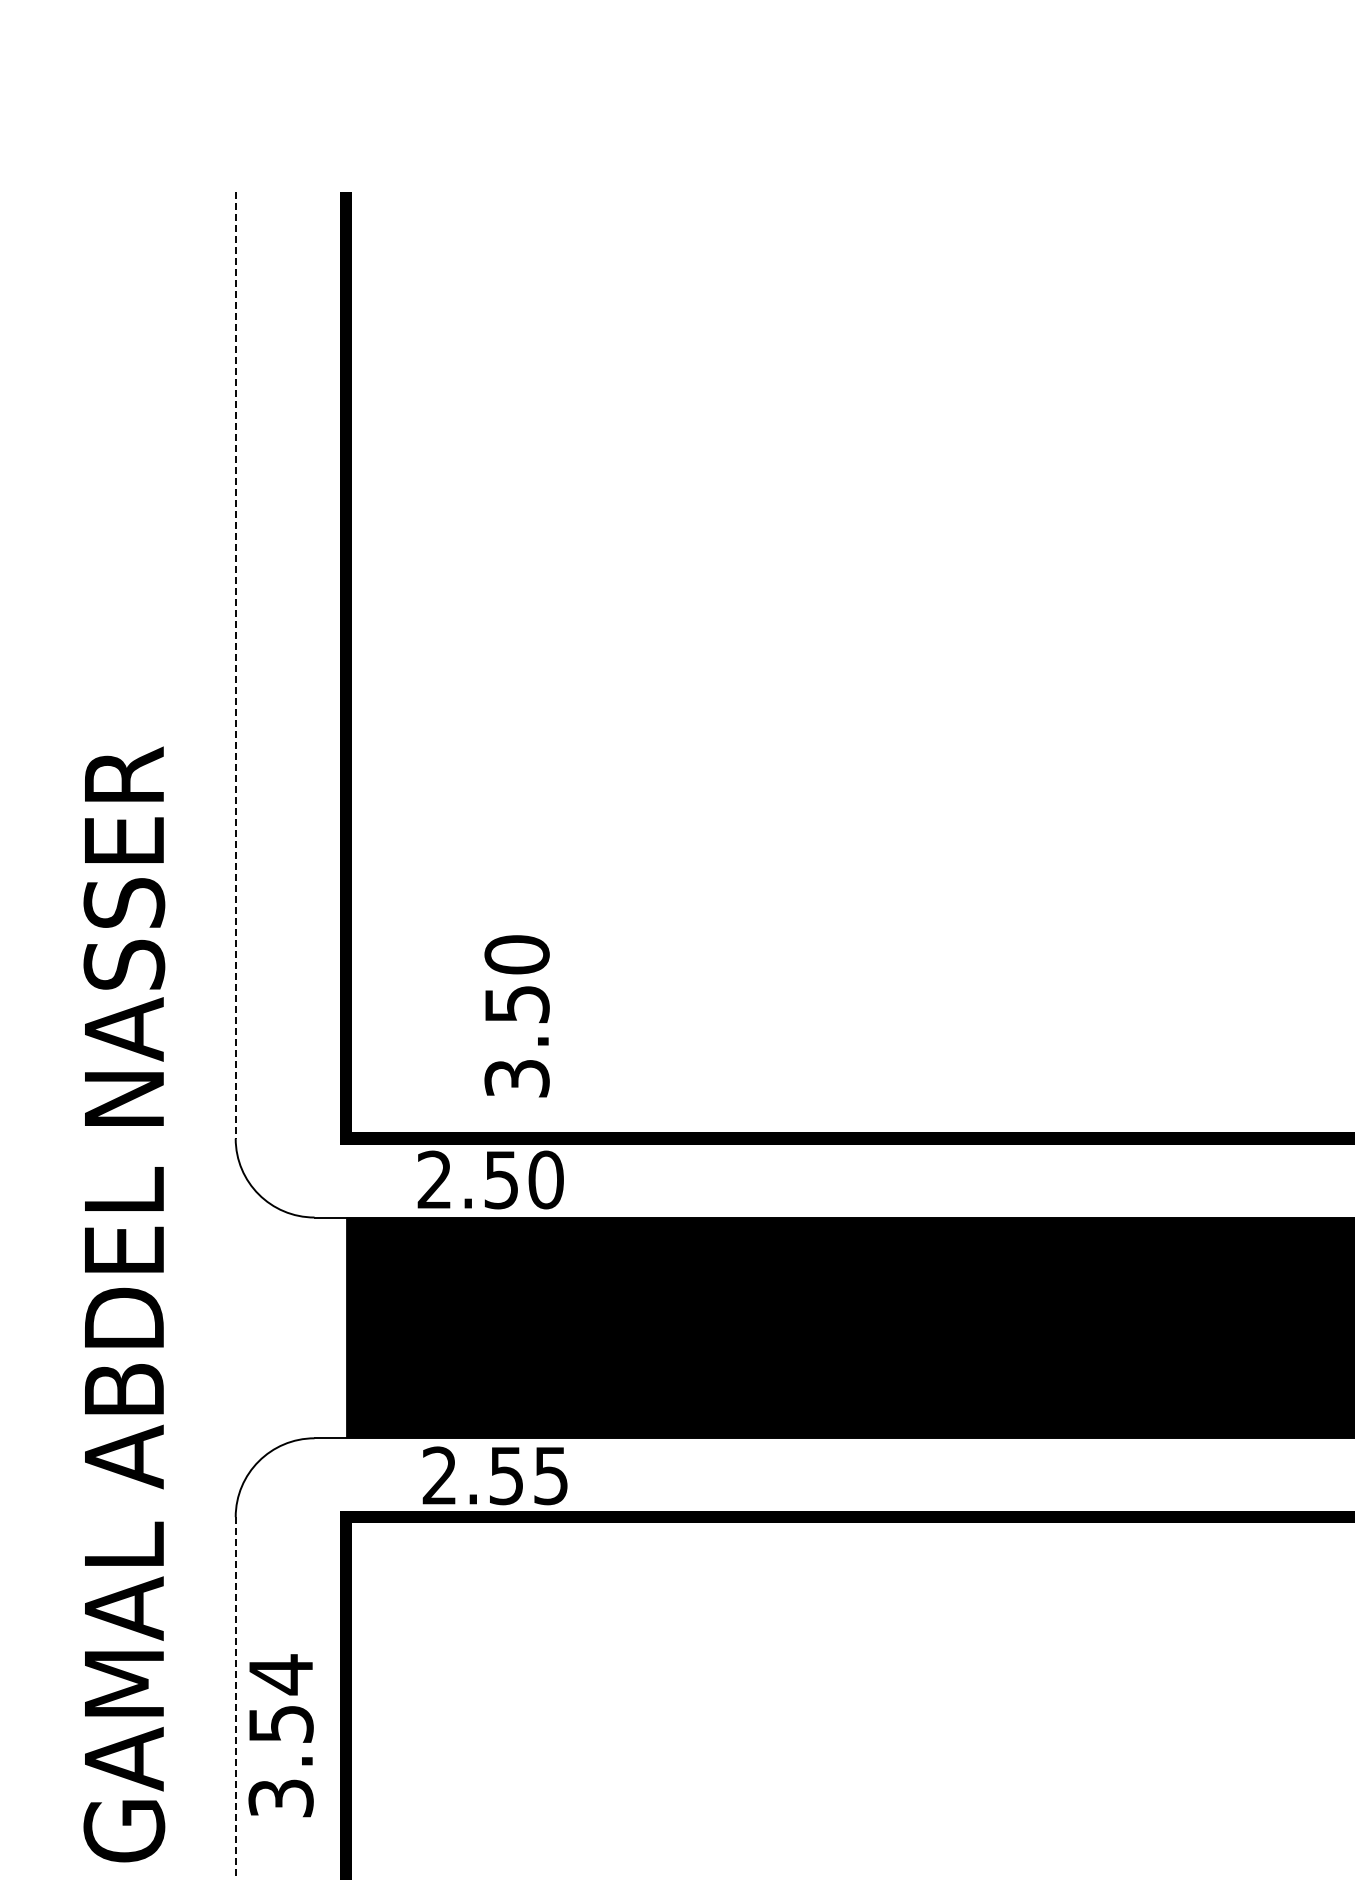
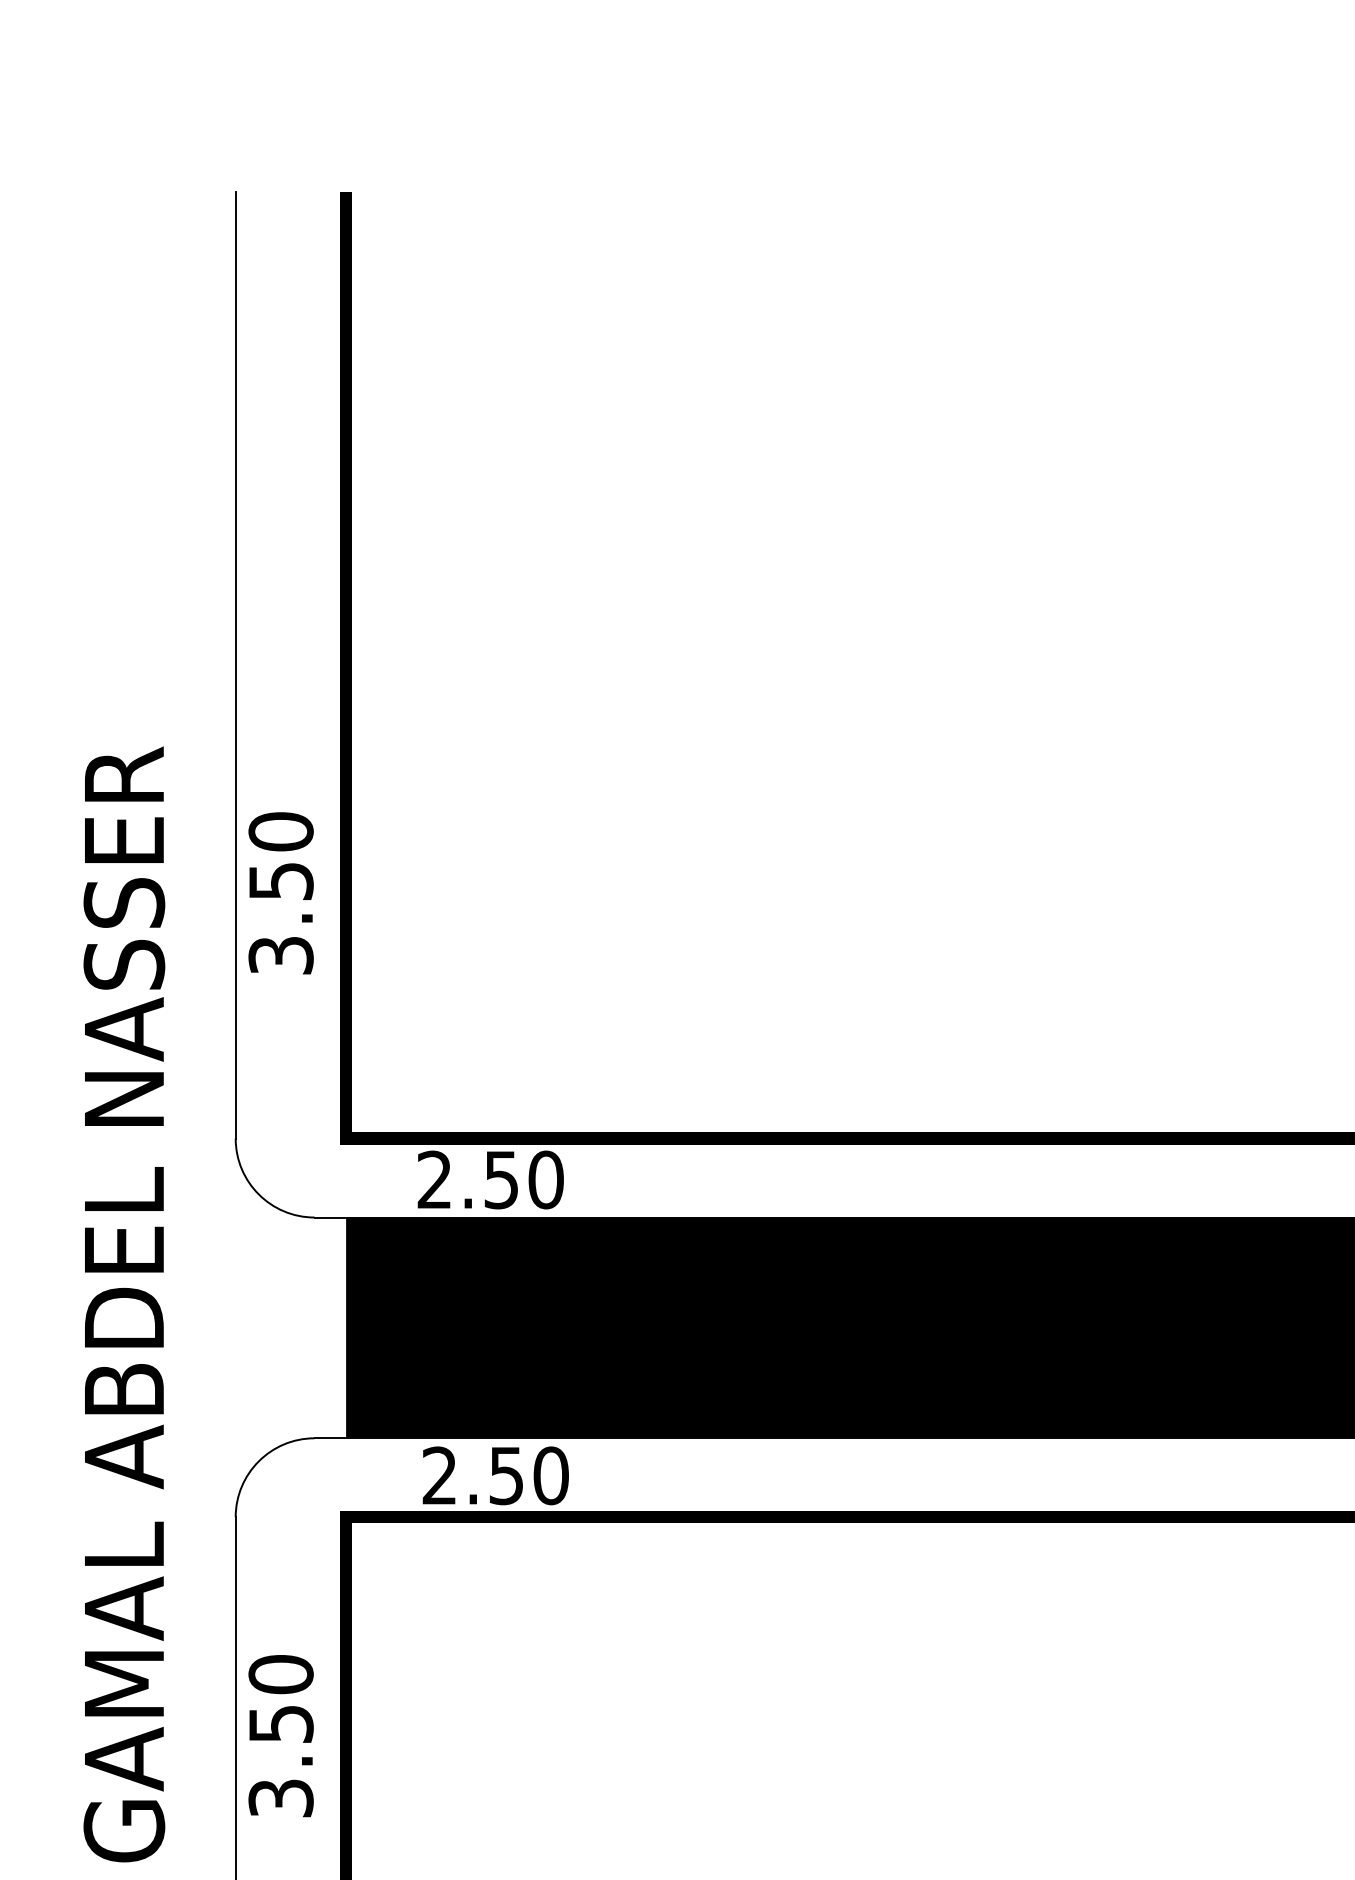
line: dashed -> solid (235, 666)
text position: (516, 1016) -> (280, 893) (280, 893)
text: 2.55 -> 2.50 (550, 1475)
text: 3.54 -> 3.50 (280, 1674)
line: dashed -> solid (235, 1699)
